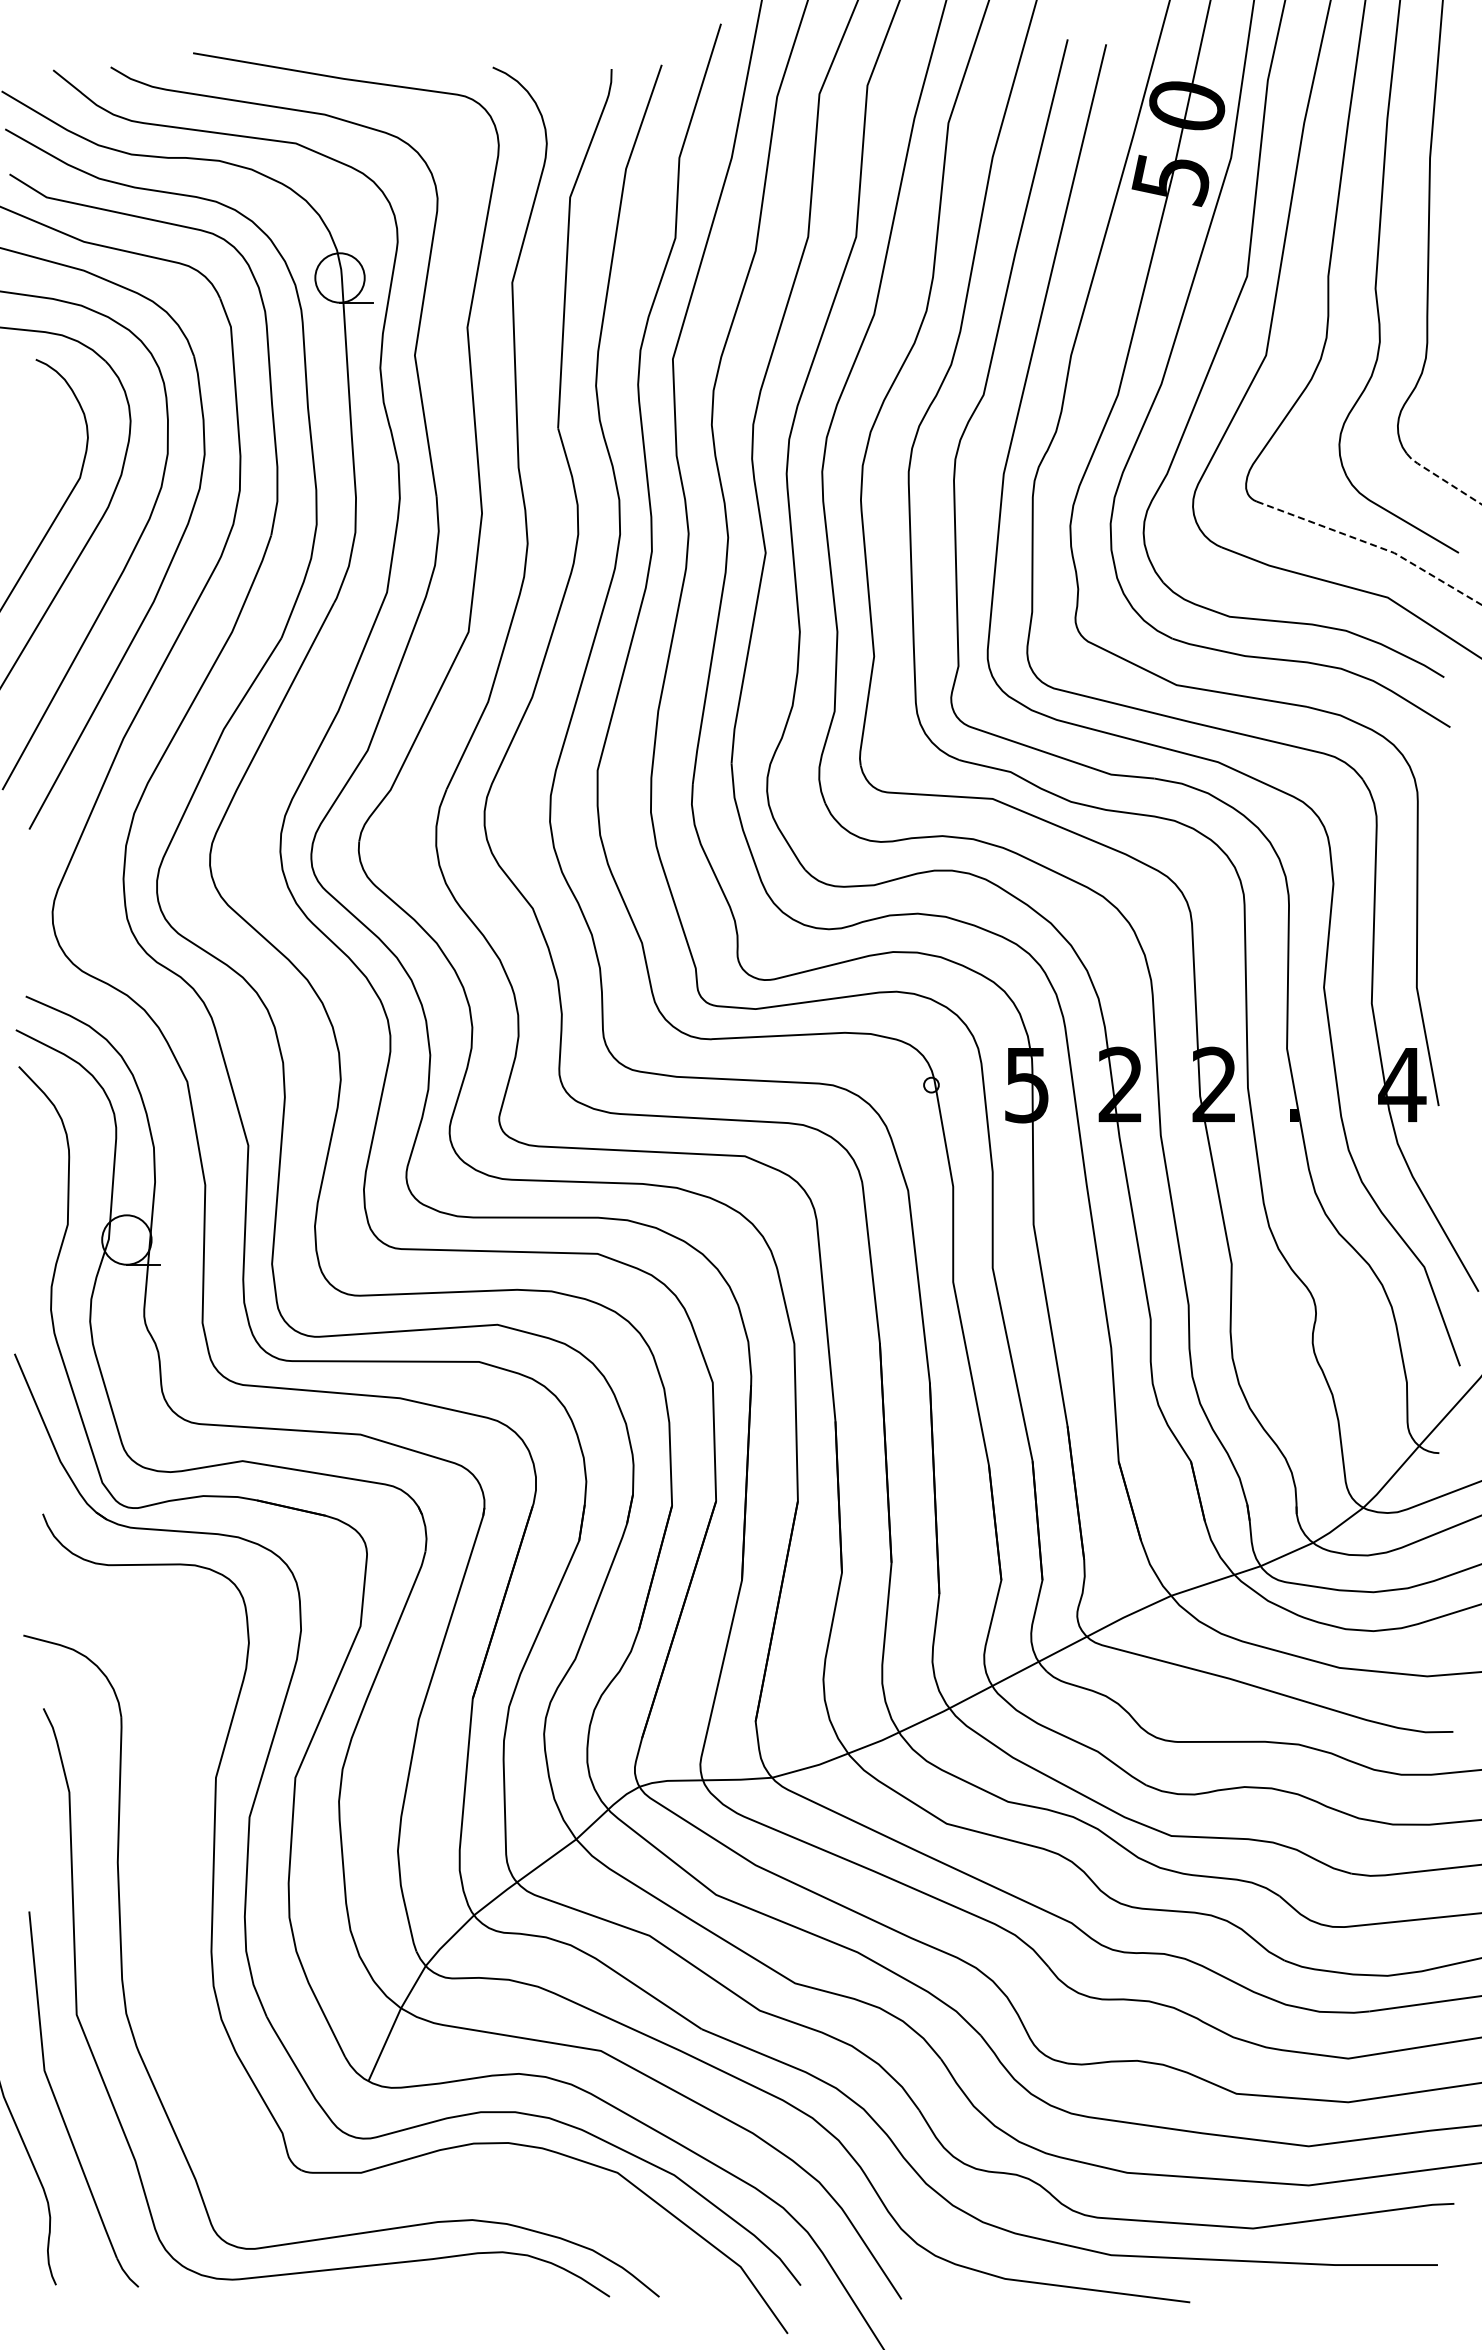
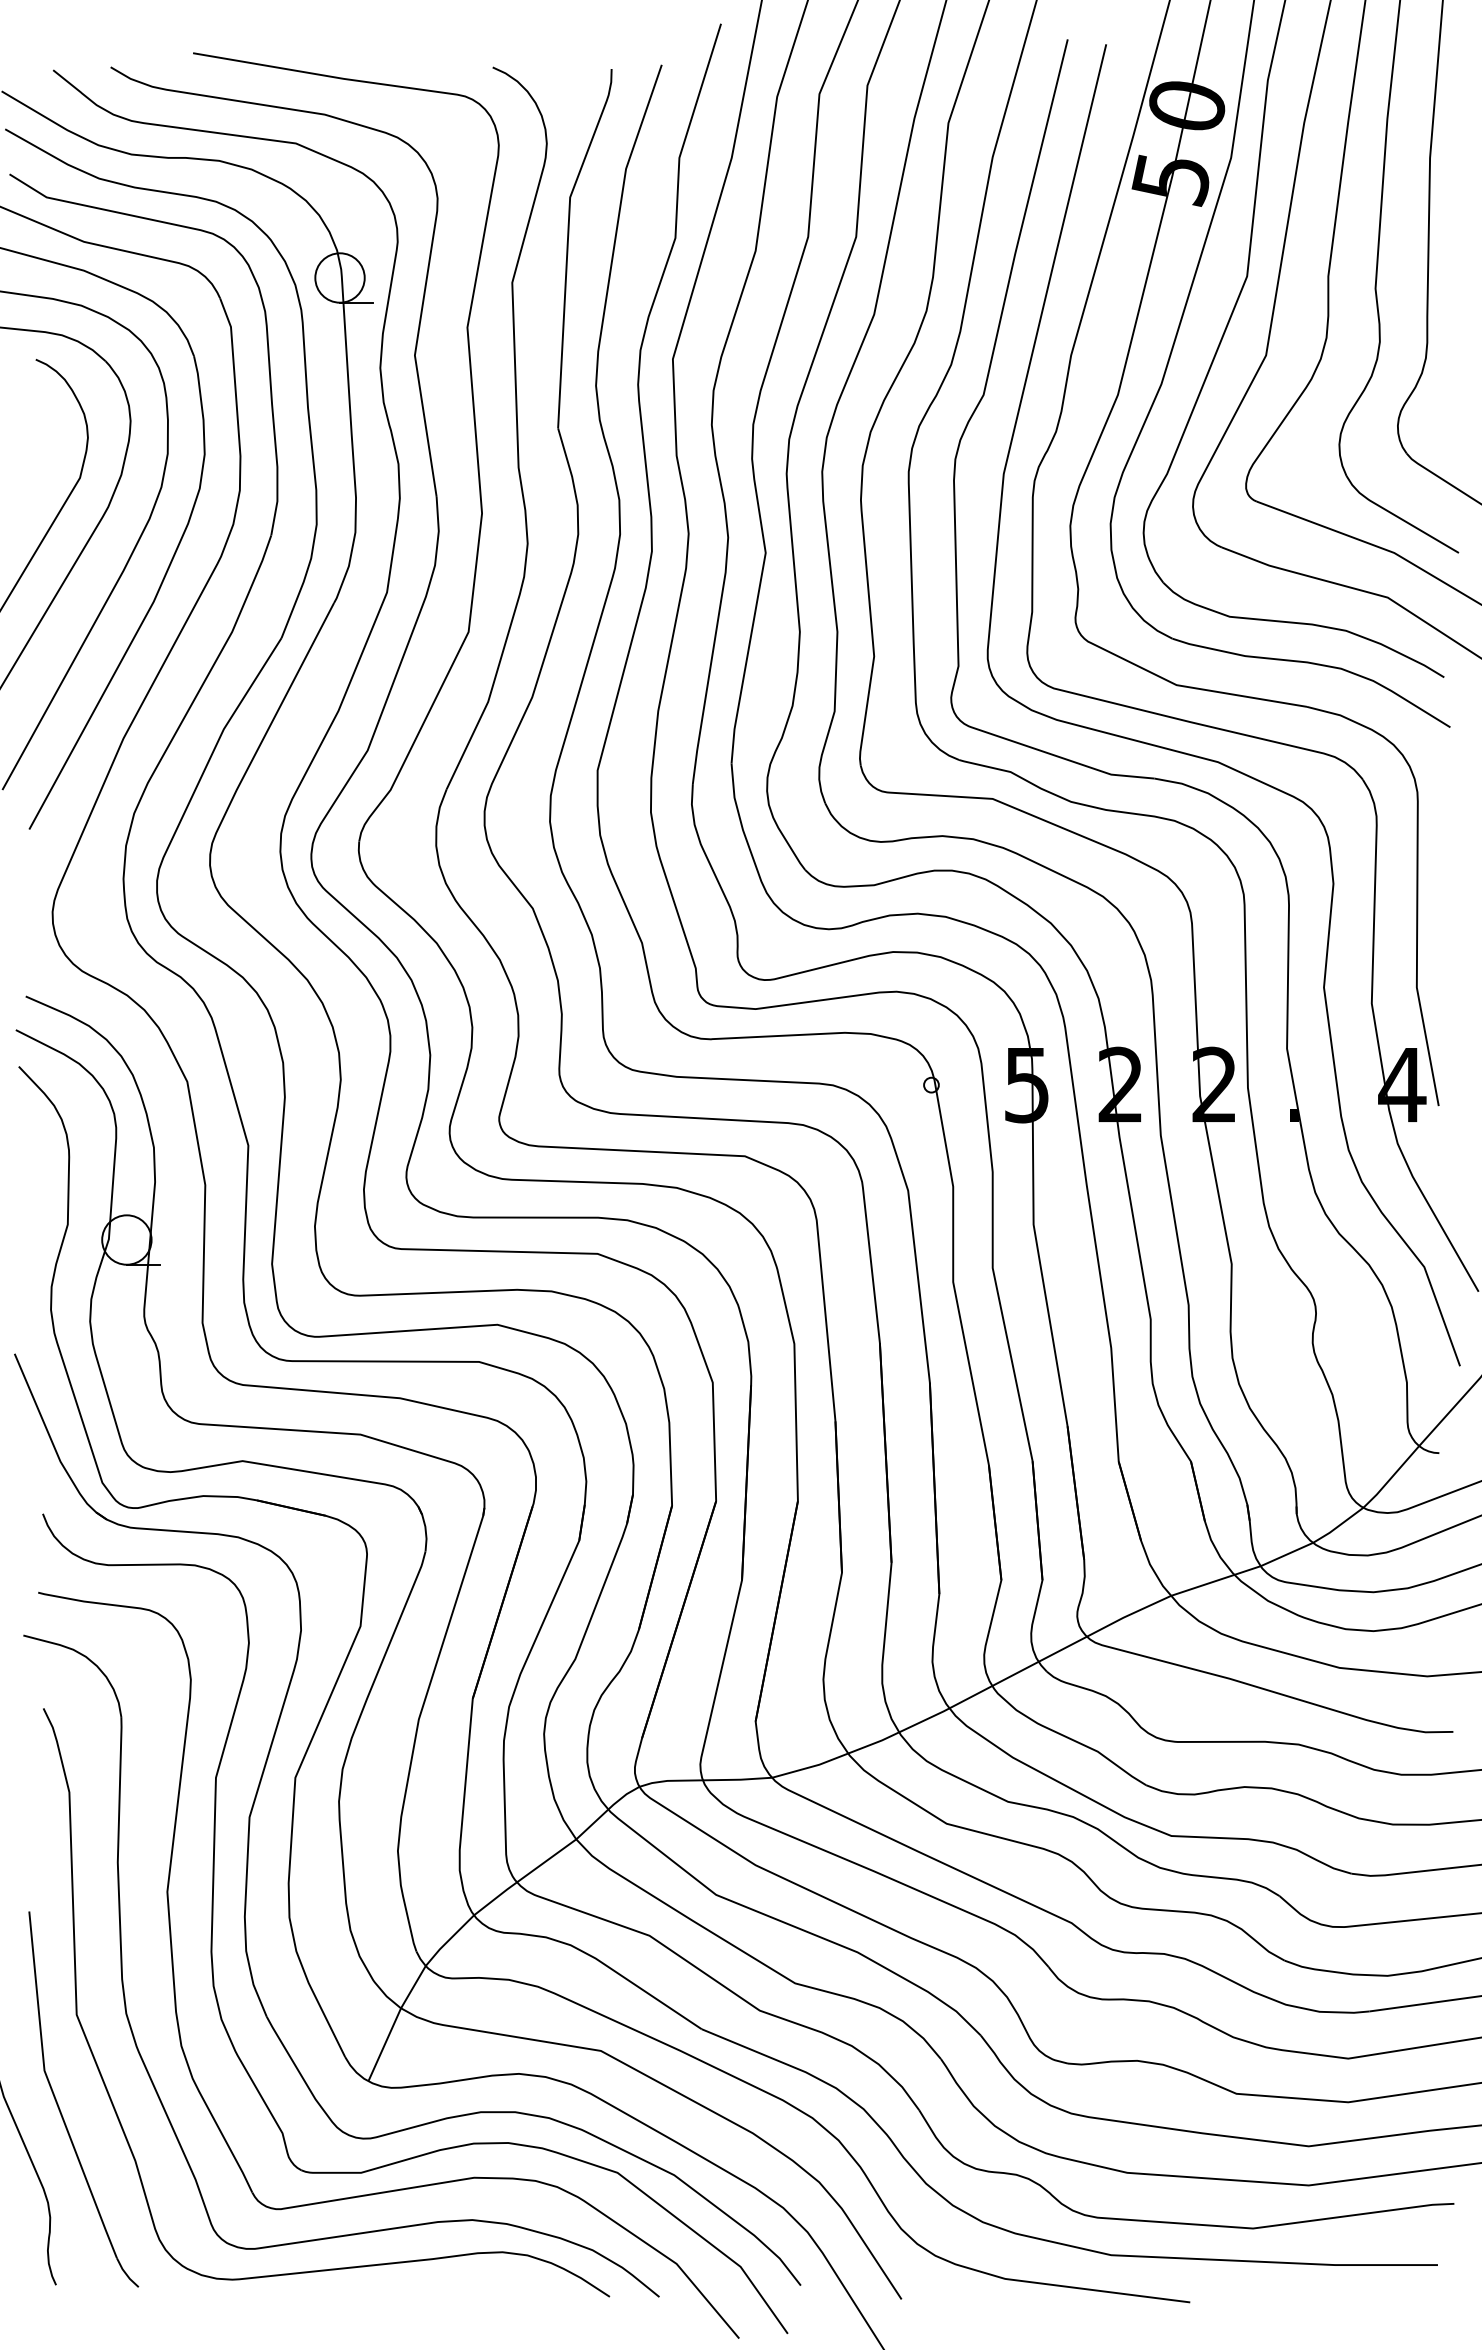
line: dashed -> solid (1441, 479)
line: dashed -> solid (1373, 545)
part: none -> present (175, 1985)
